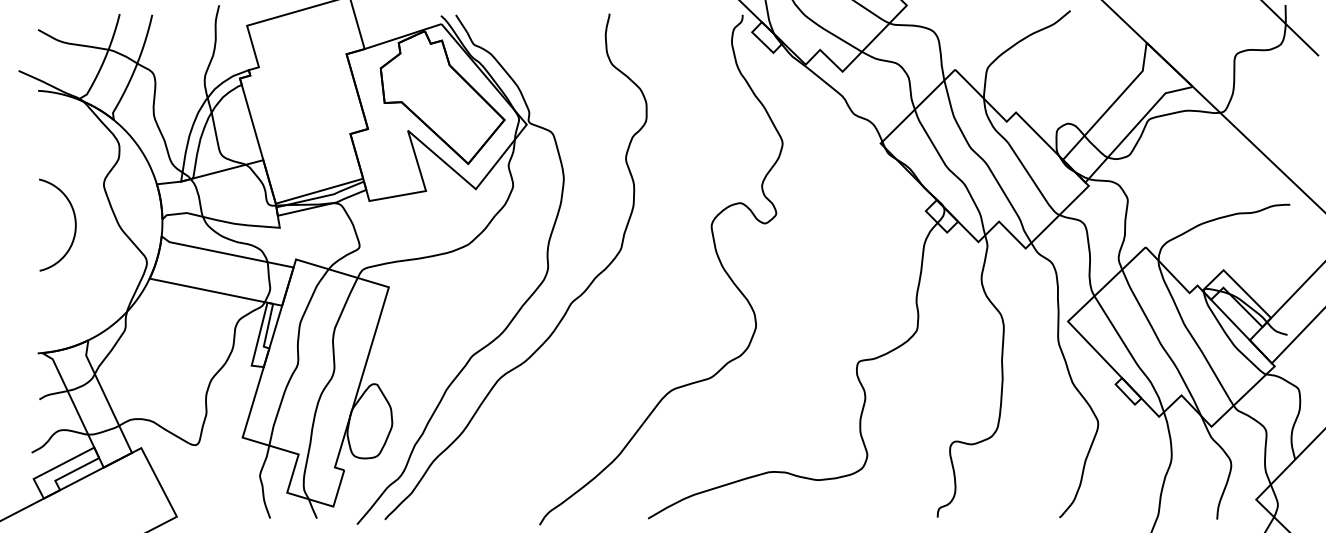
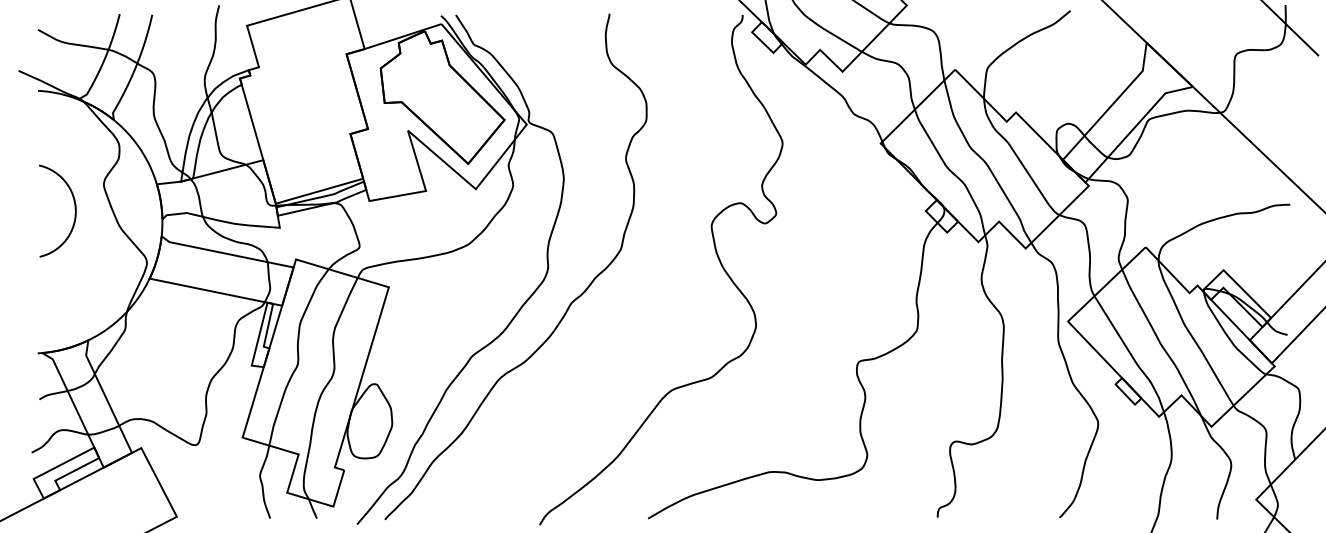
curve position: (74, 223) -> (74, 209) (74, 209)
